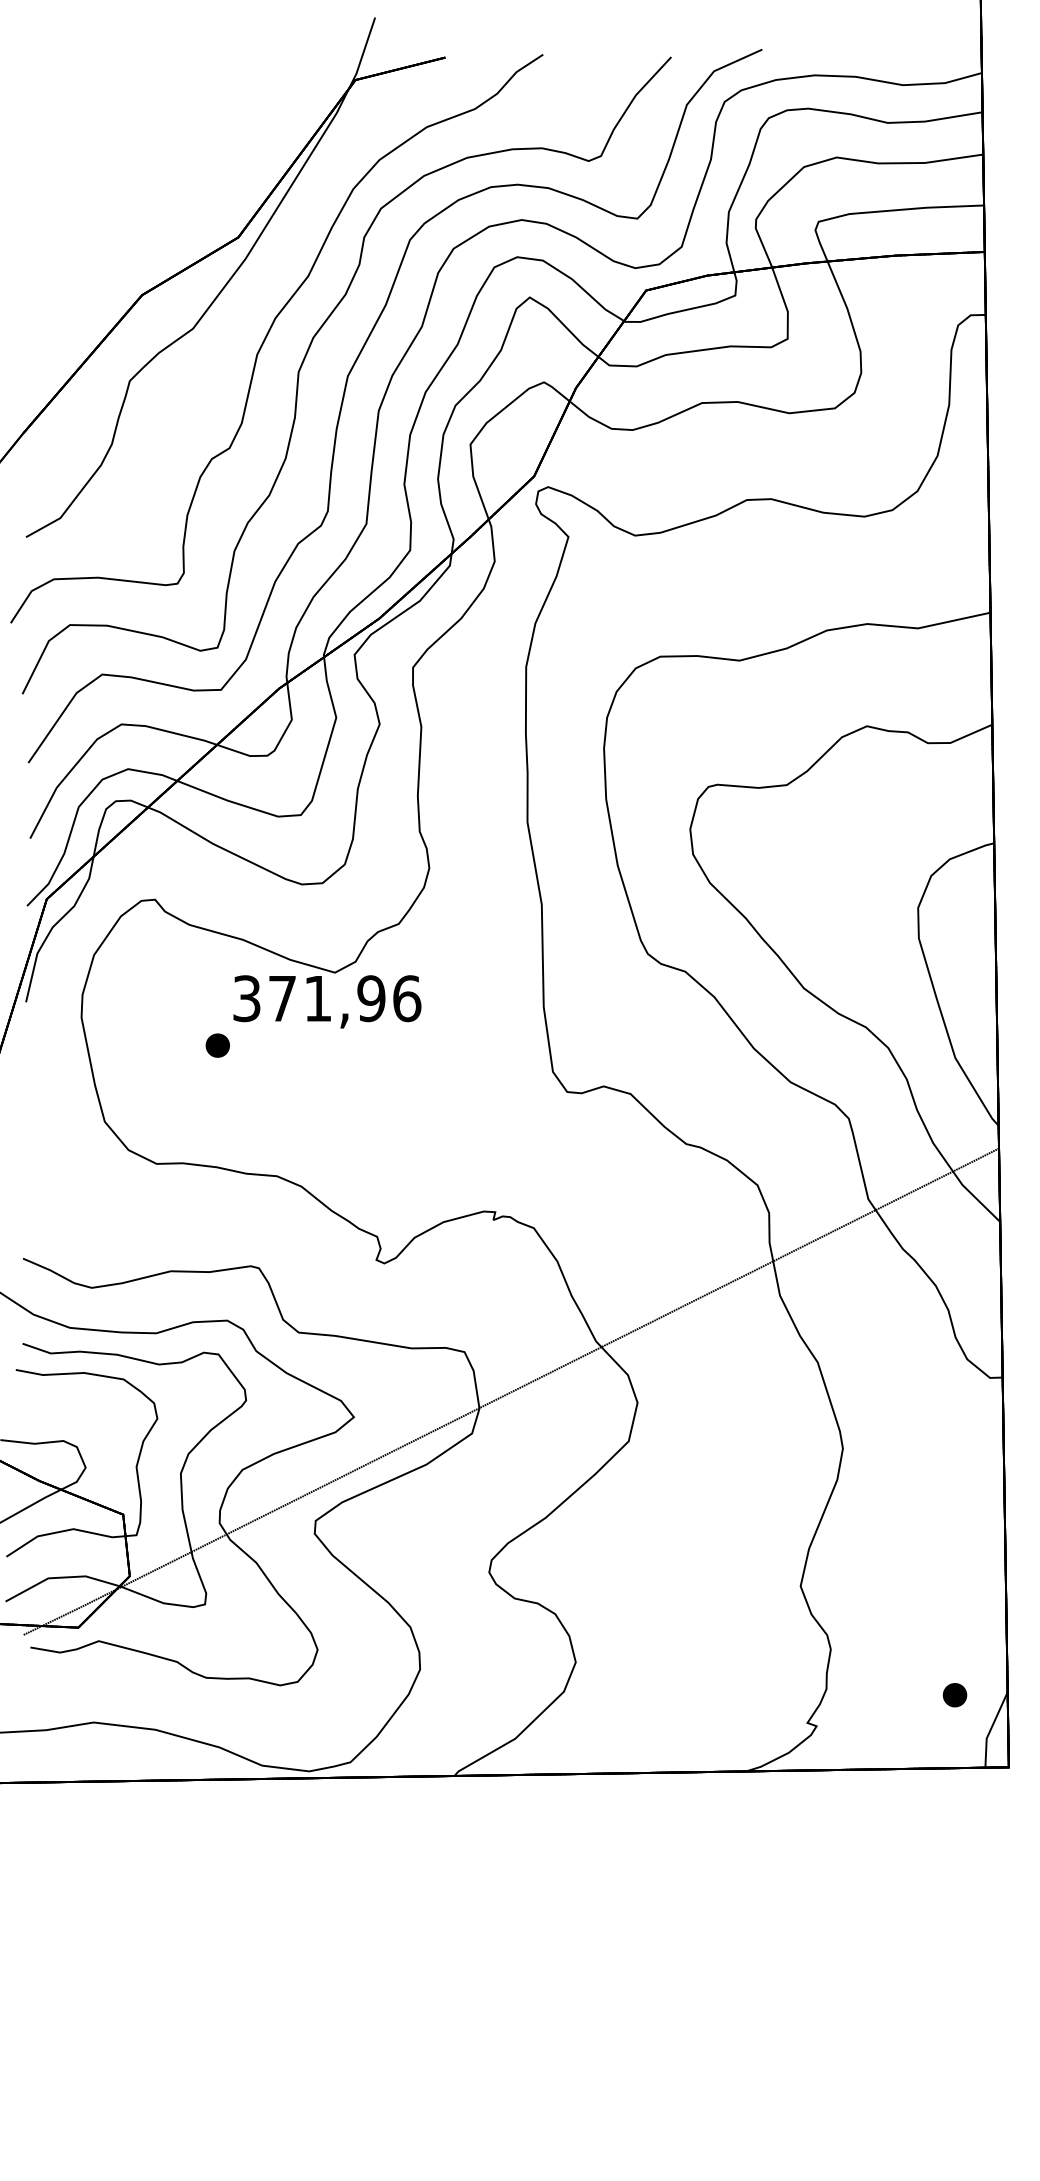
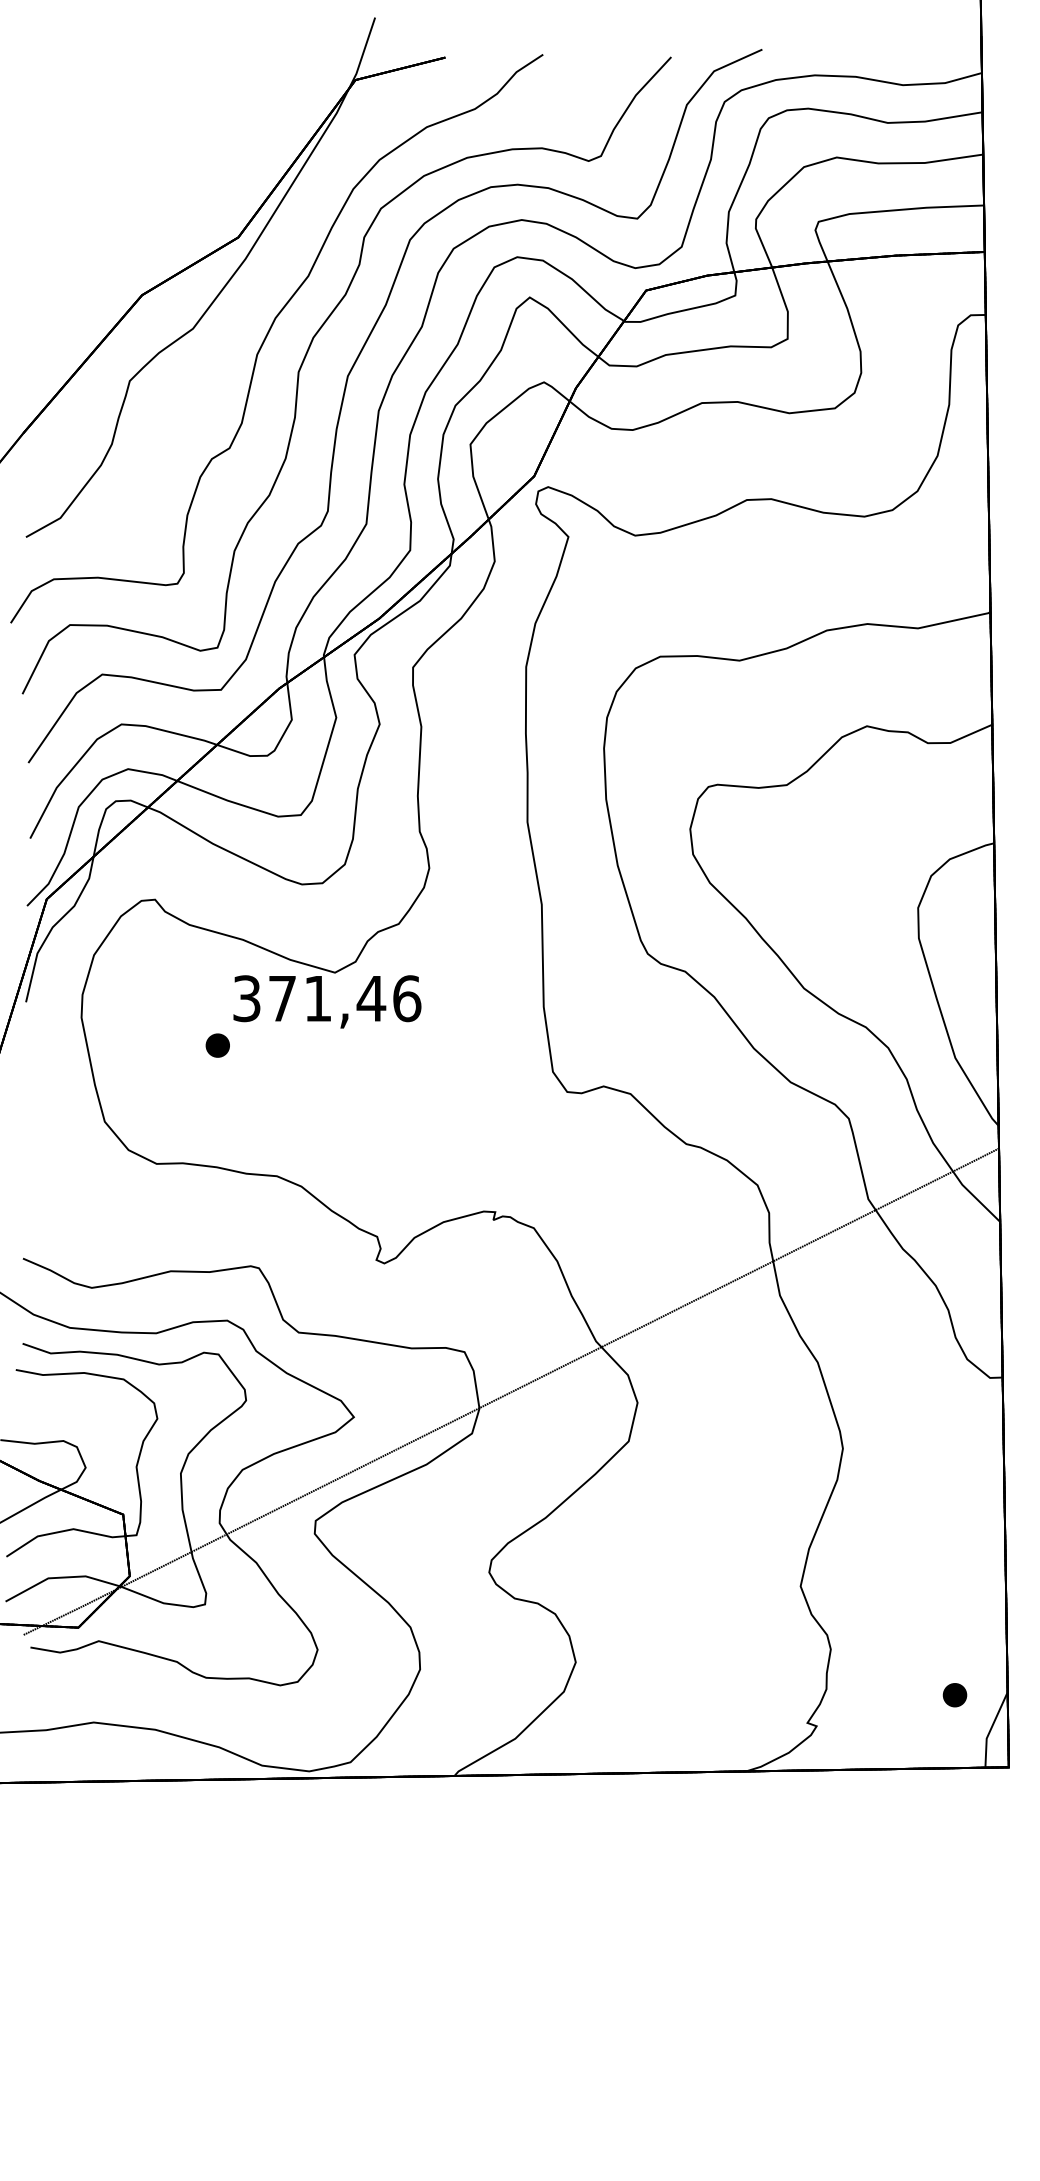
text: 371,96 -> 371,46 (371, 998)
